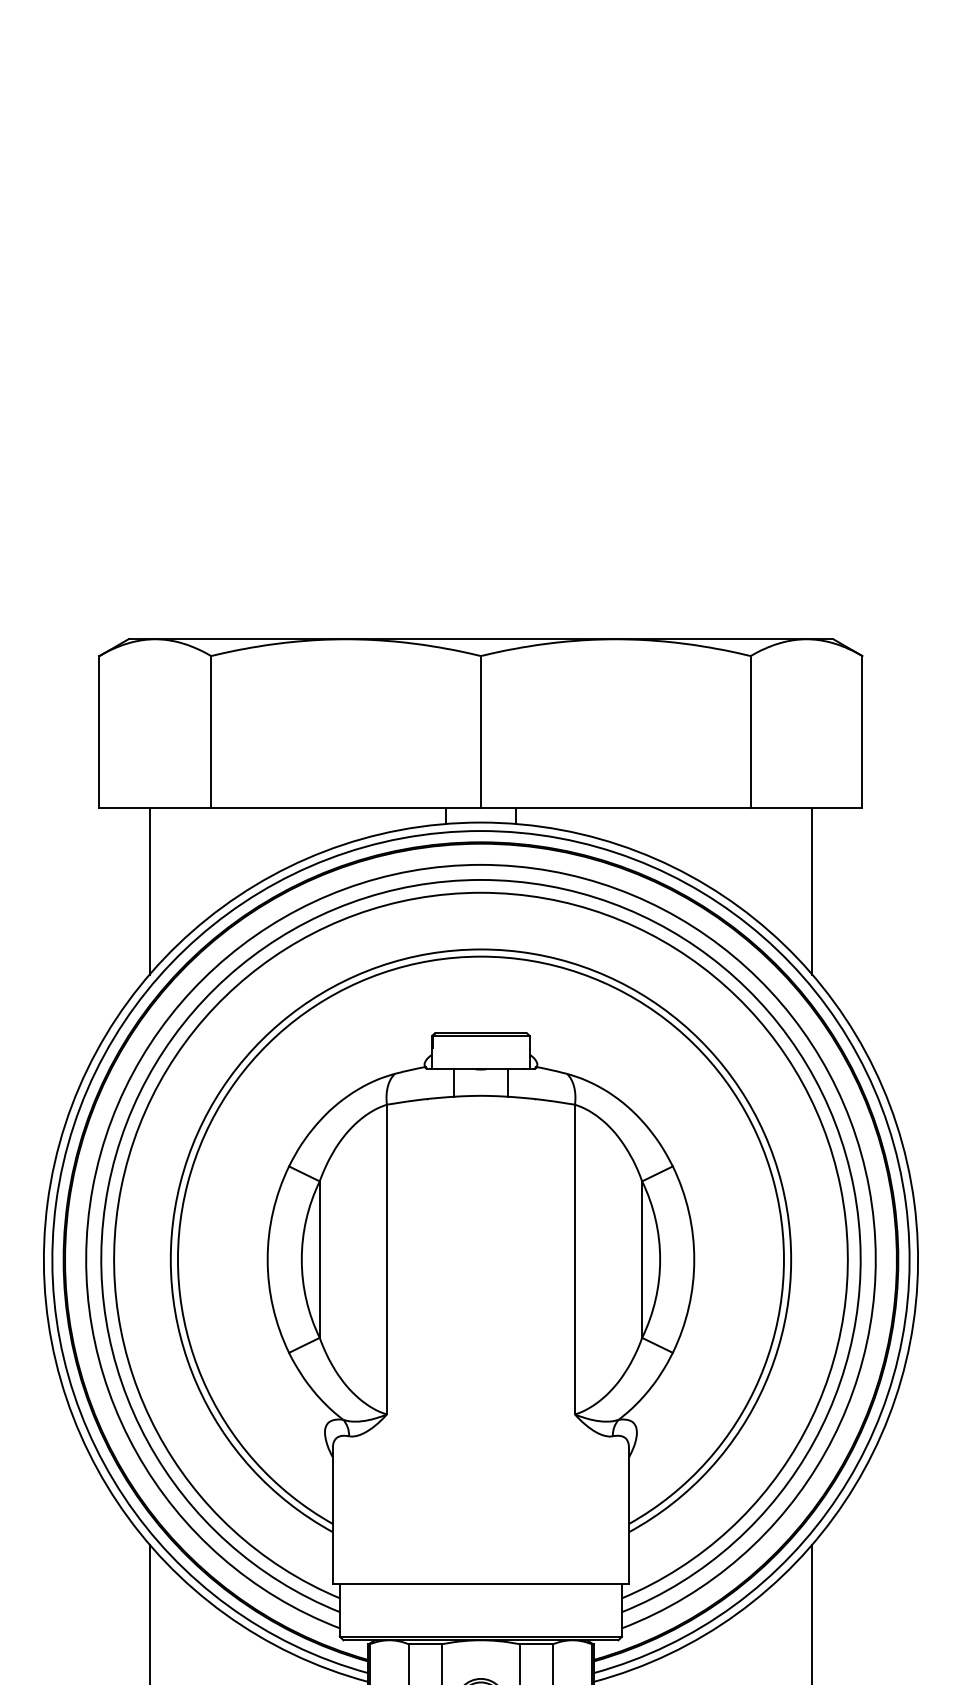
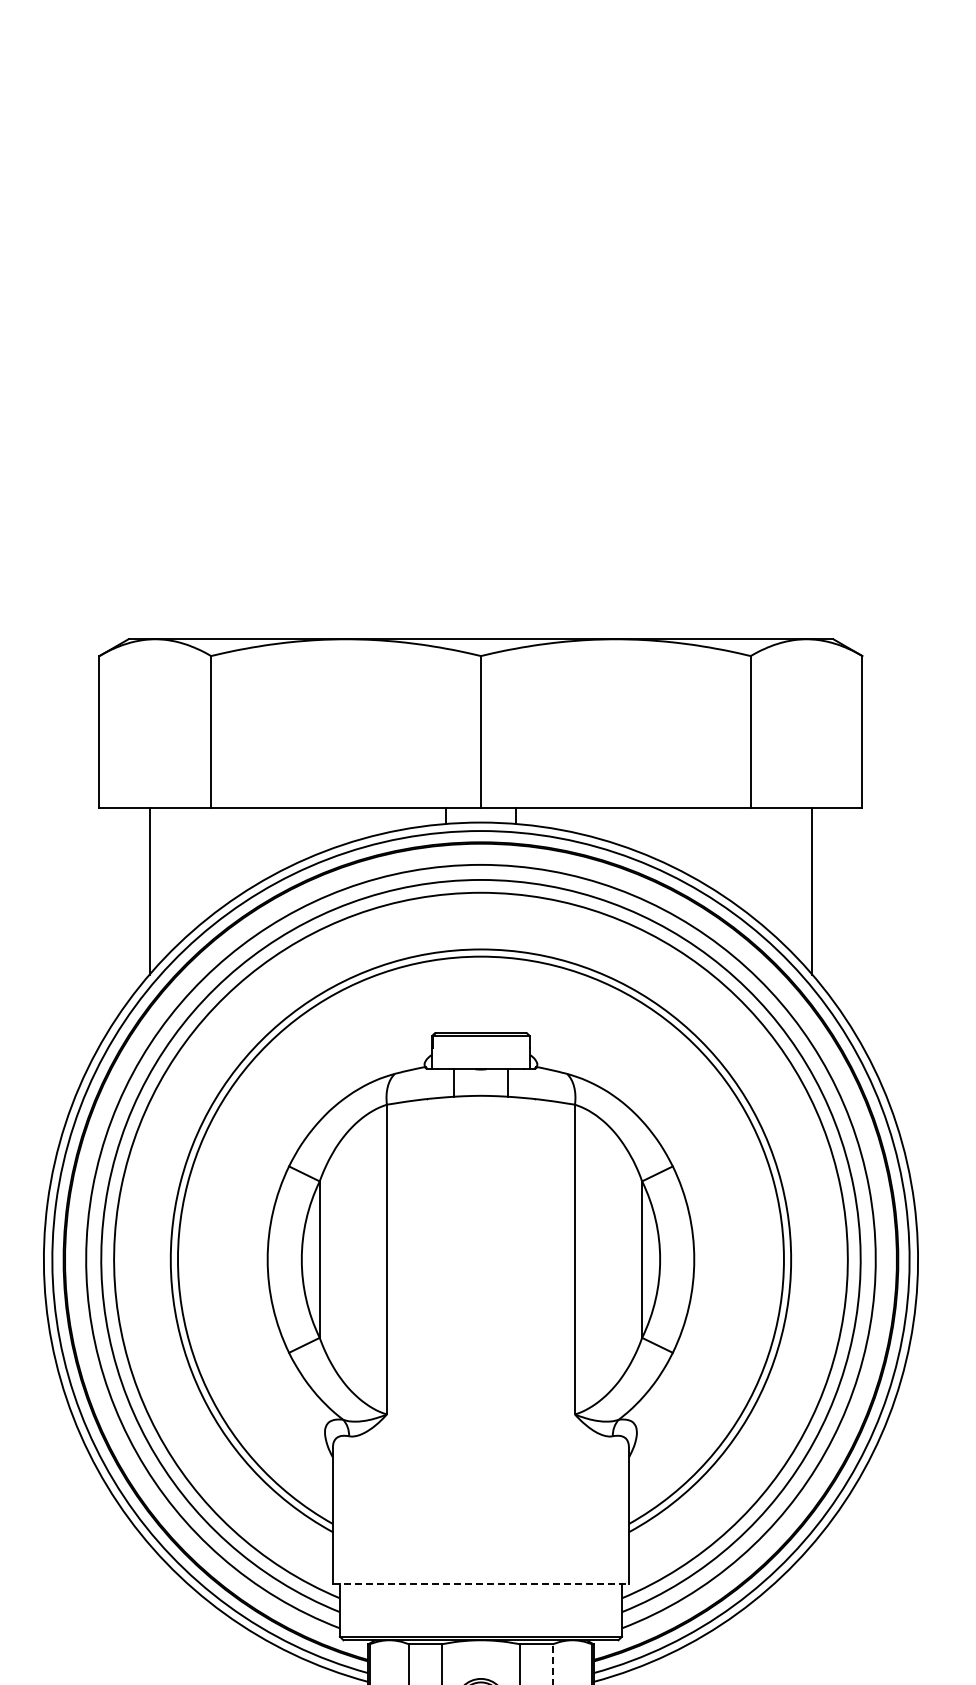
line: solid -> dashed (481, 1583)
line: present -> none (149, 1612)
line: present -> none (812, 1612)
line: solid -> dashed (552, 1664)
